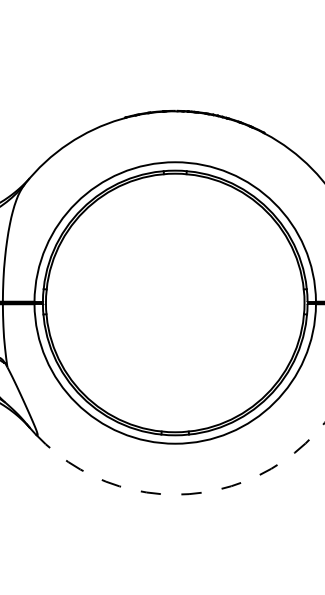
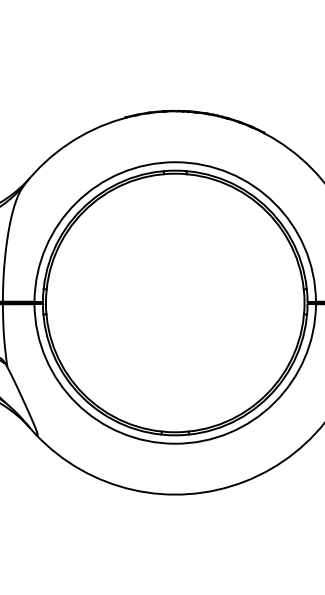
arc: dashed -> solid (182, 494)
